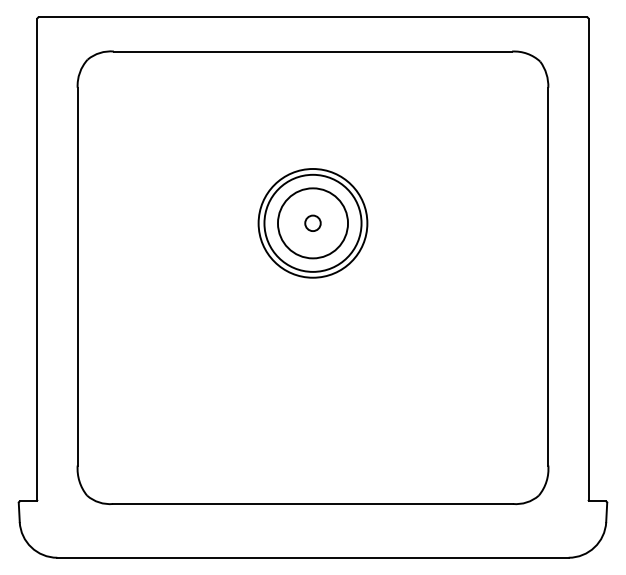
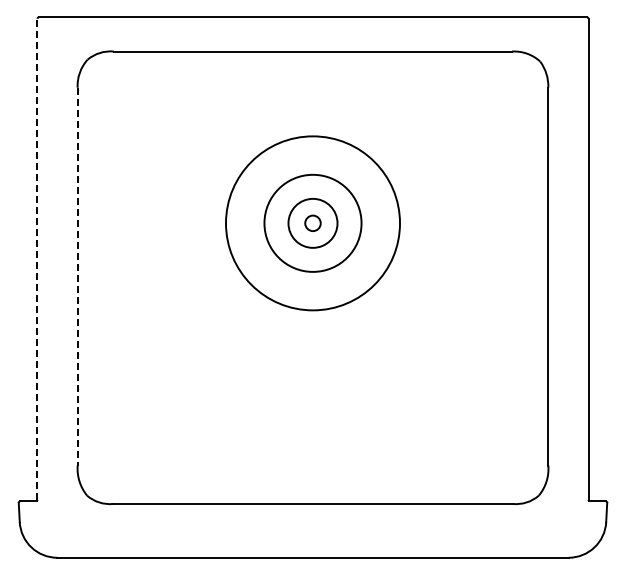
circle diameter: 109 px -> 174 px (313, 223)
circle diameter: 70 px -> 49 px (312, 222)
line: solid -> dashed (37, 259)
line: solid -> dashed (77, 276)
